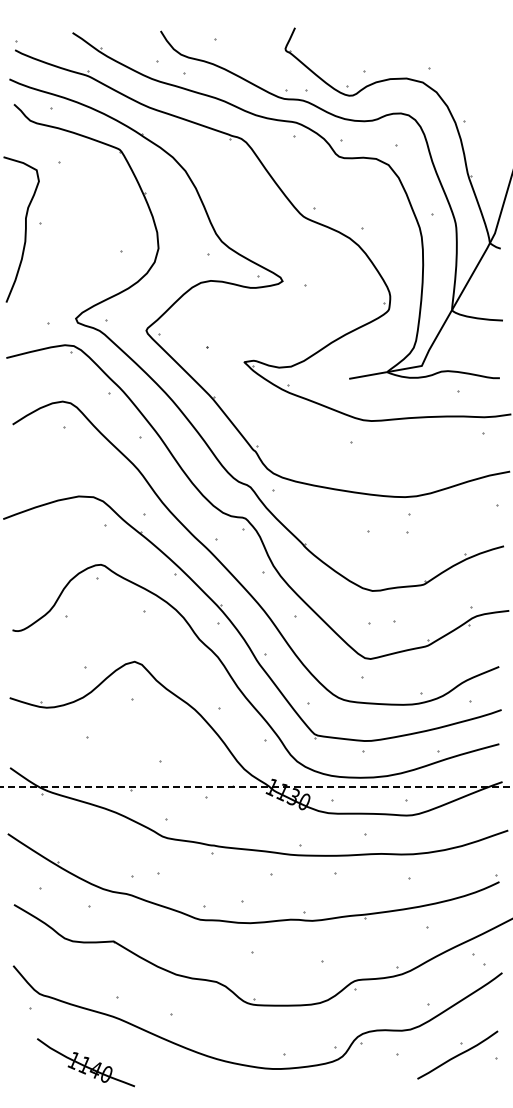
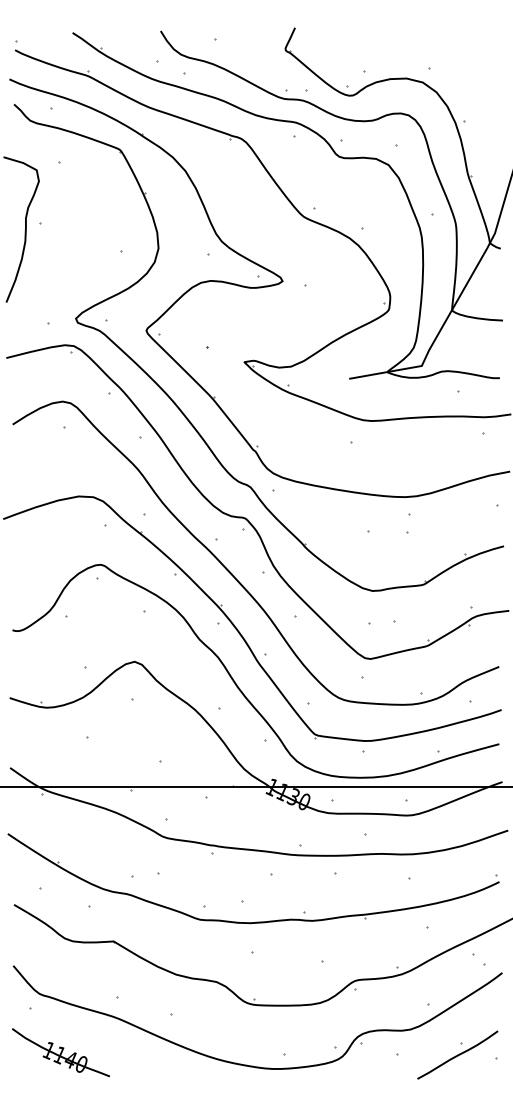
line: dashed -> solid (256, 787)
part position: (86, 1062) -> (61, 1052) (61, 1052)
